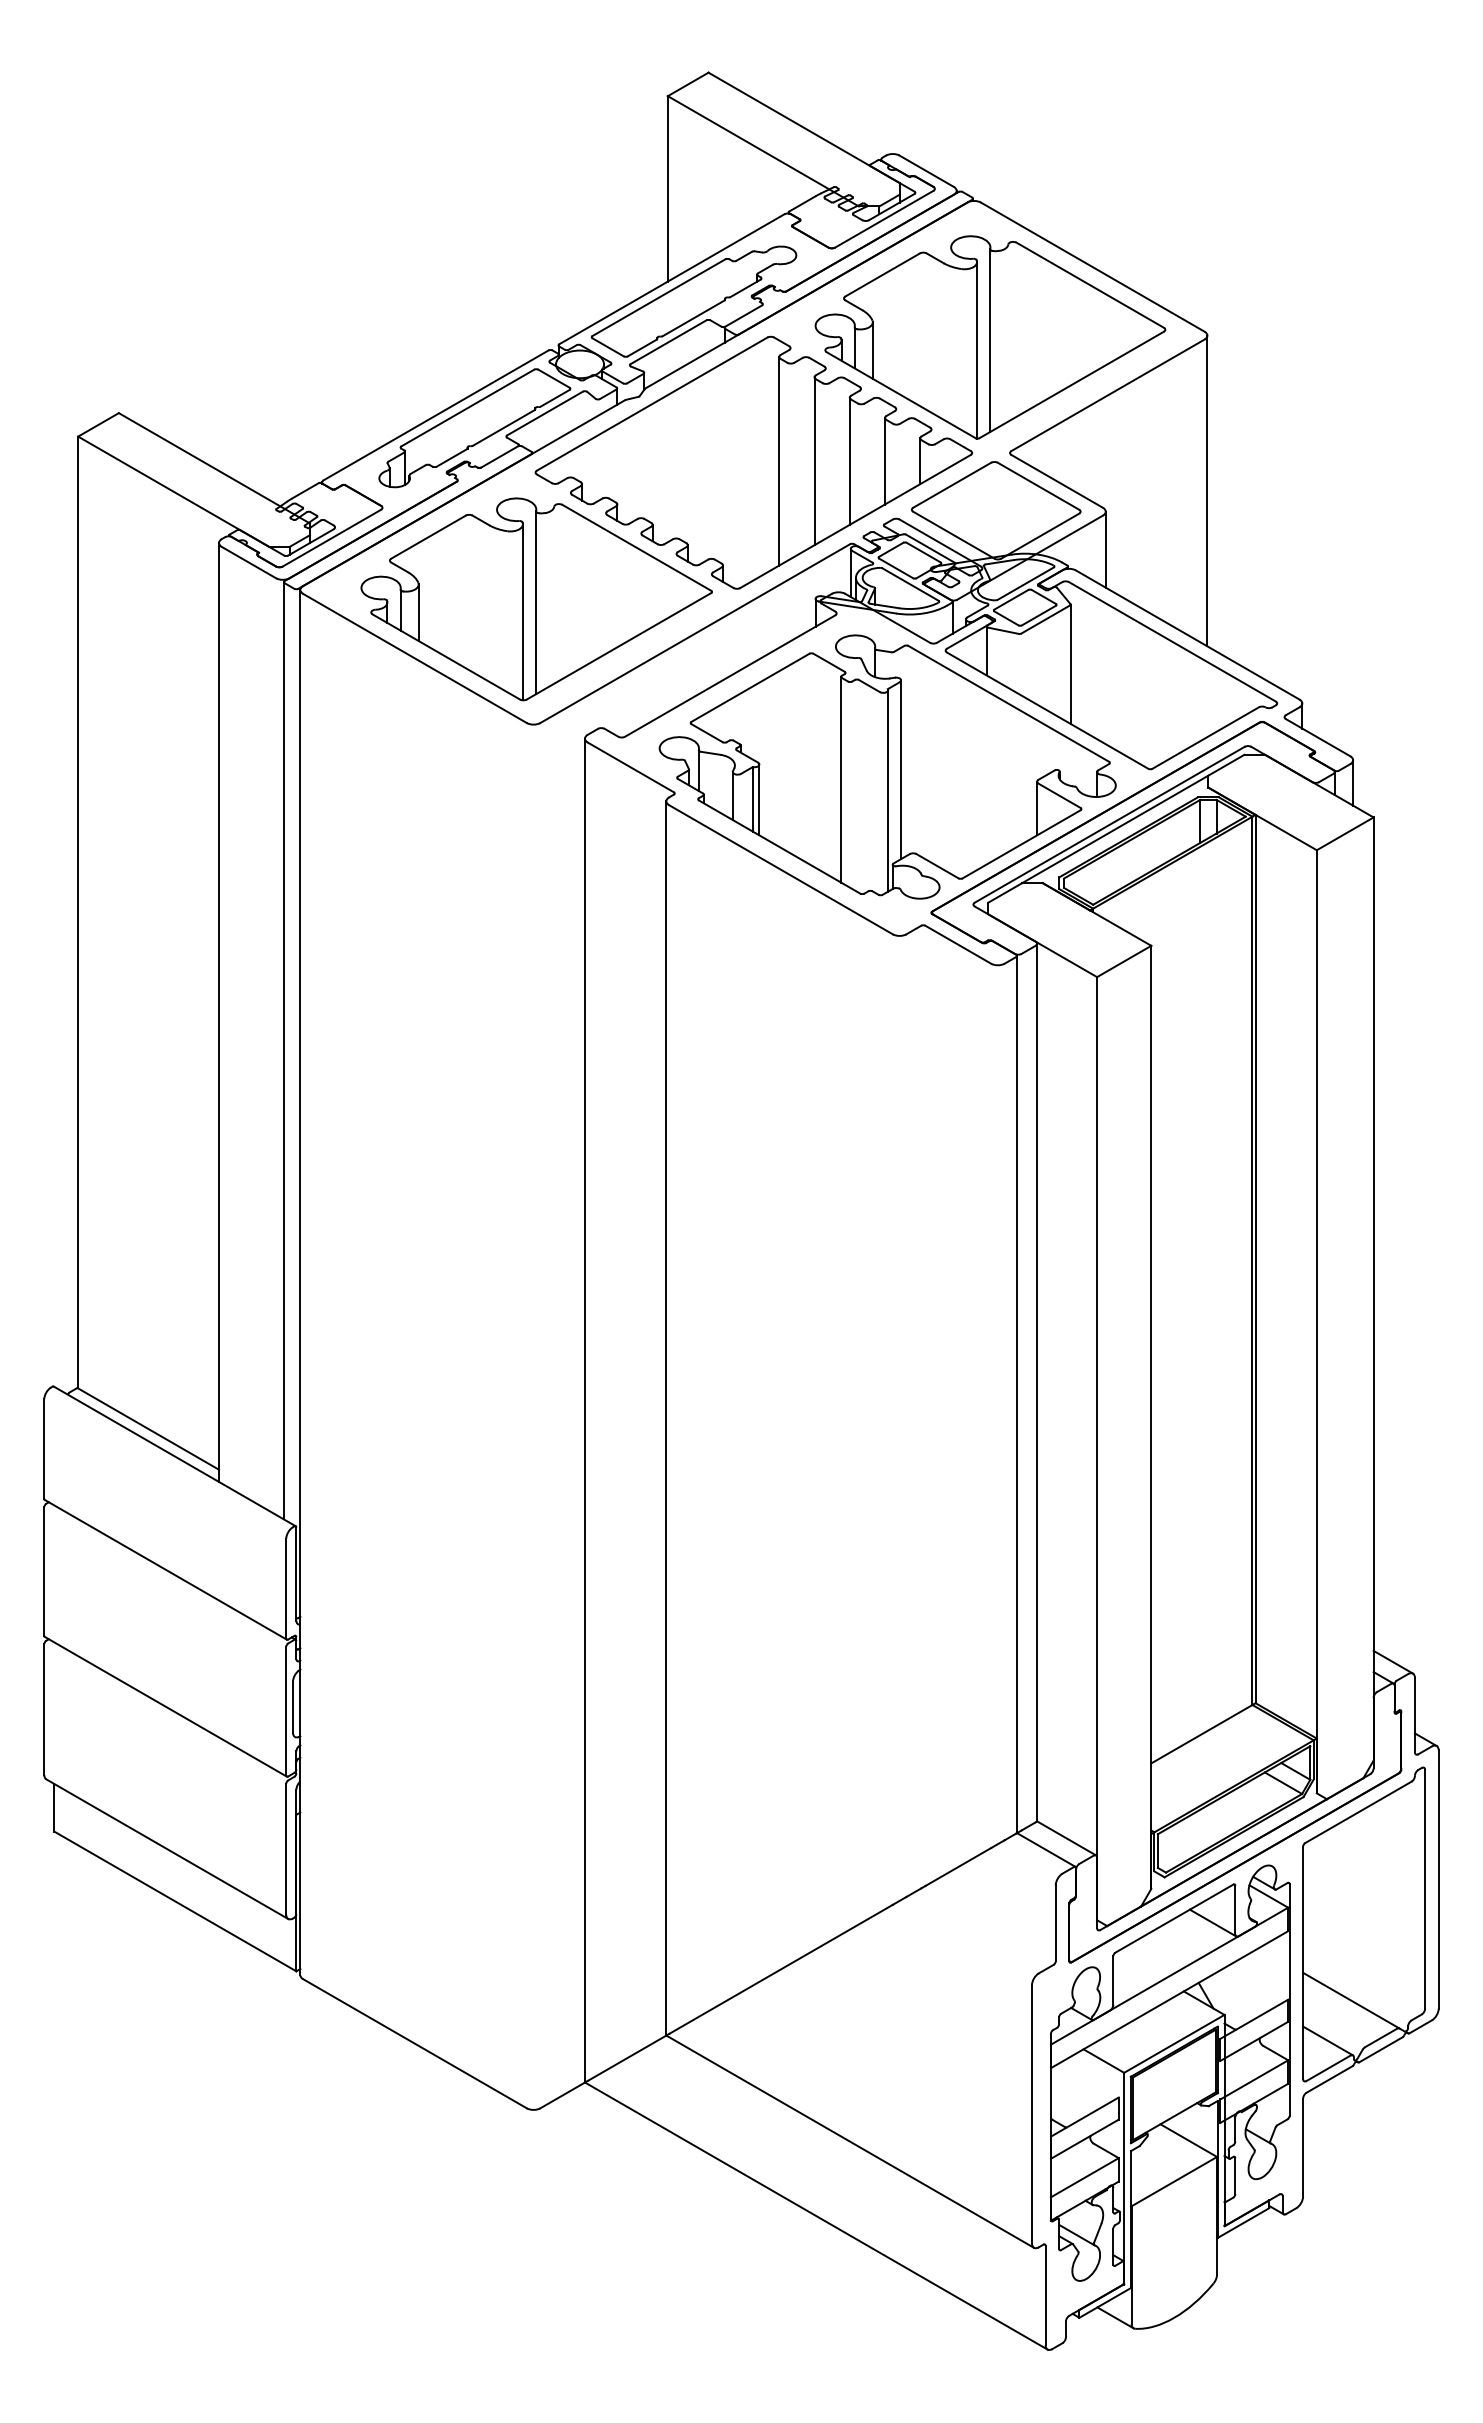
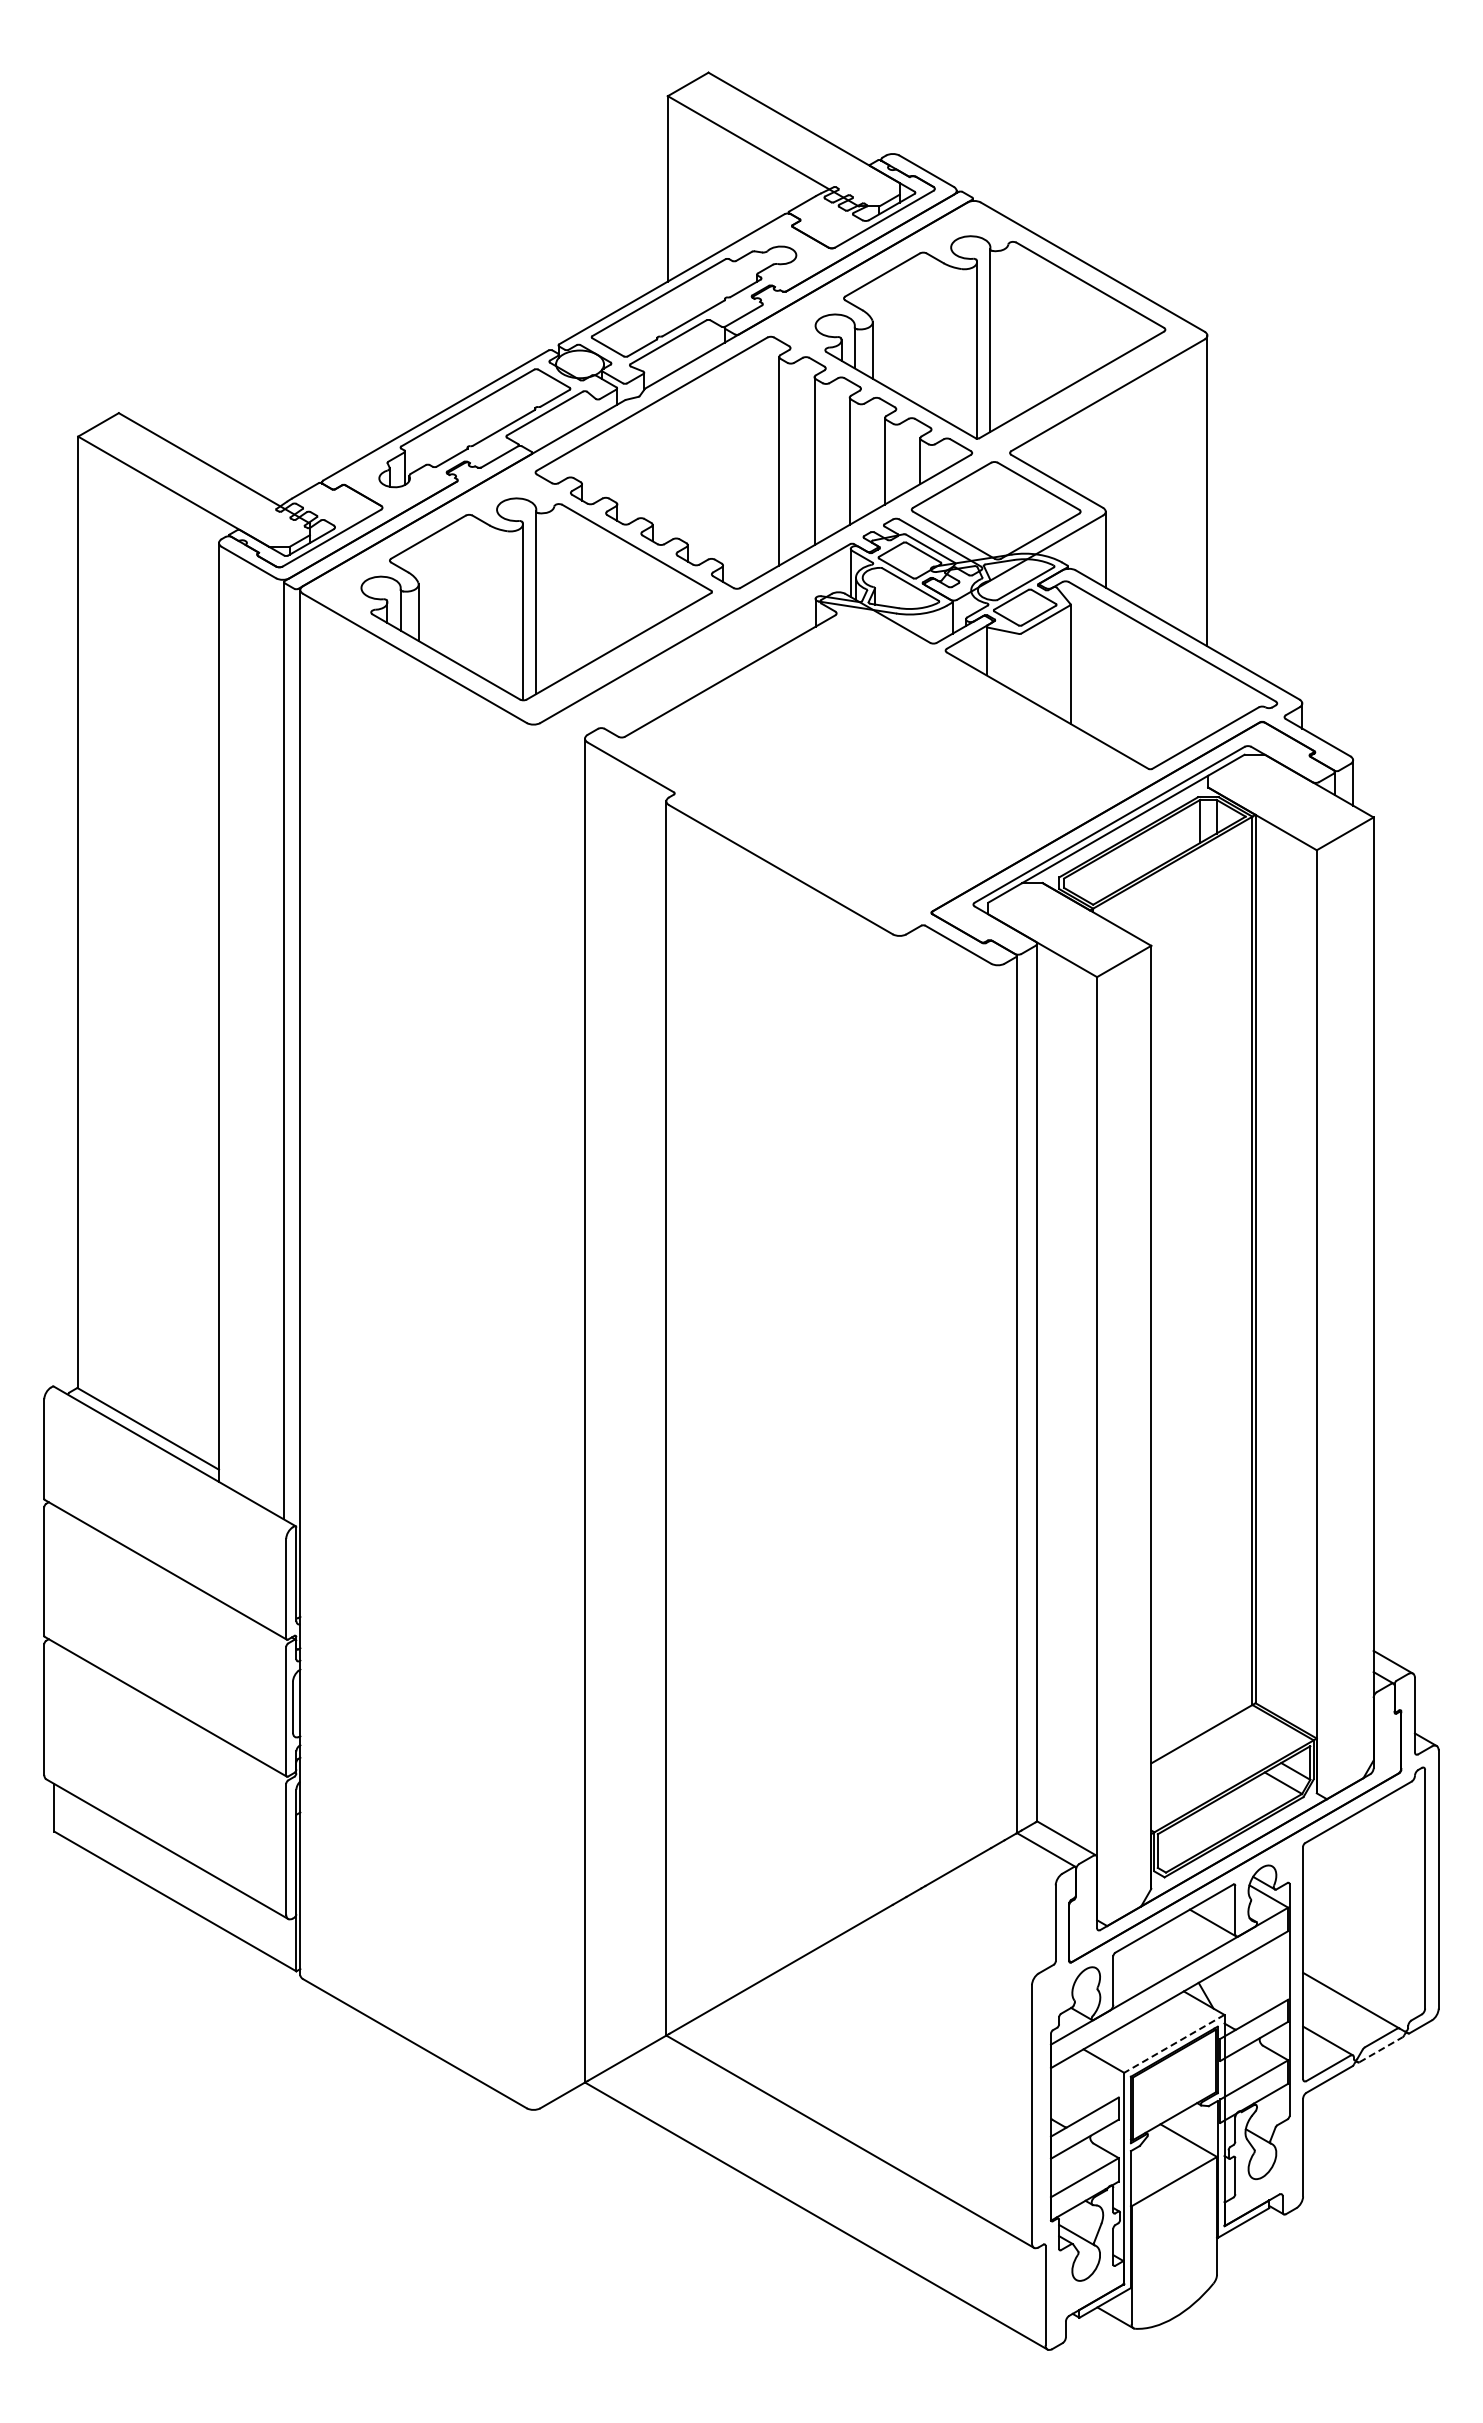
part: present -> none (887, 766)
line: solid -> dashed (1174, 2043)
line: solid -> dashed (1381, 2049)
